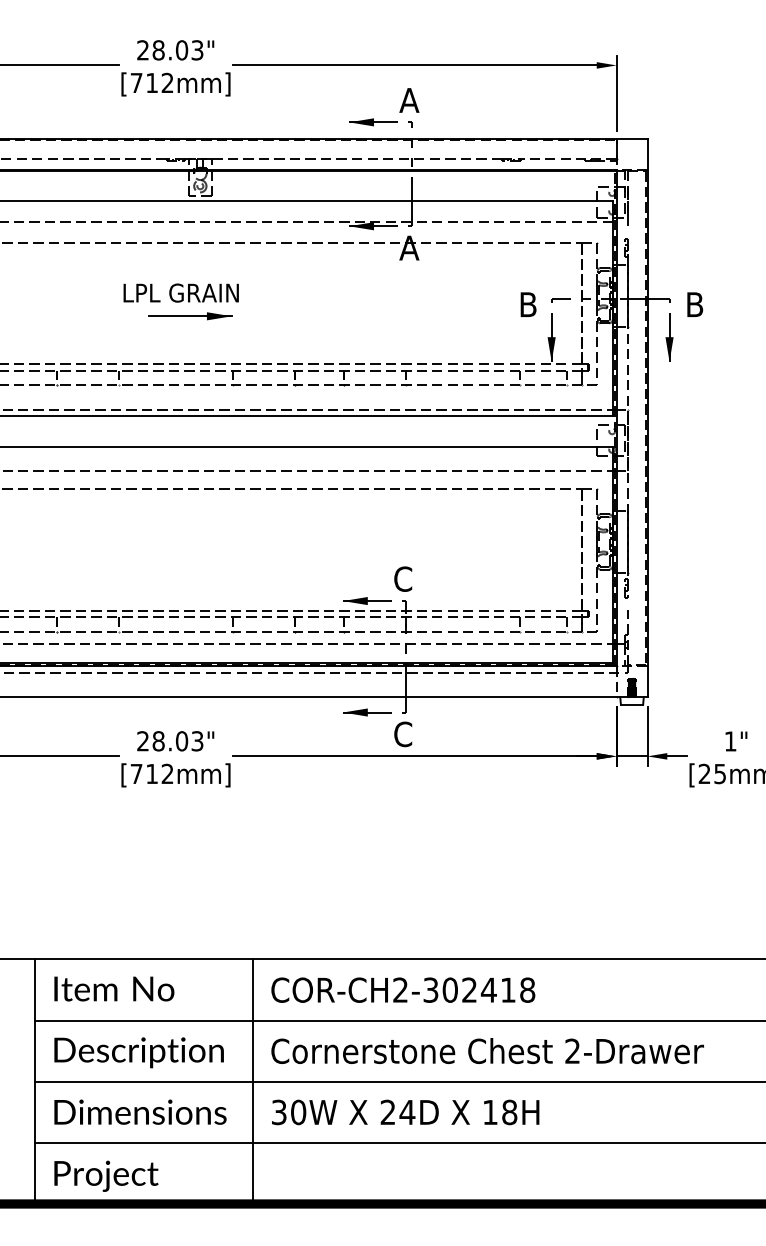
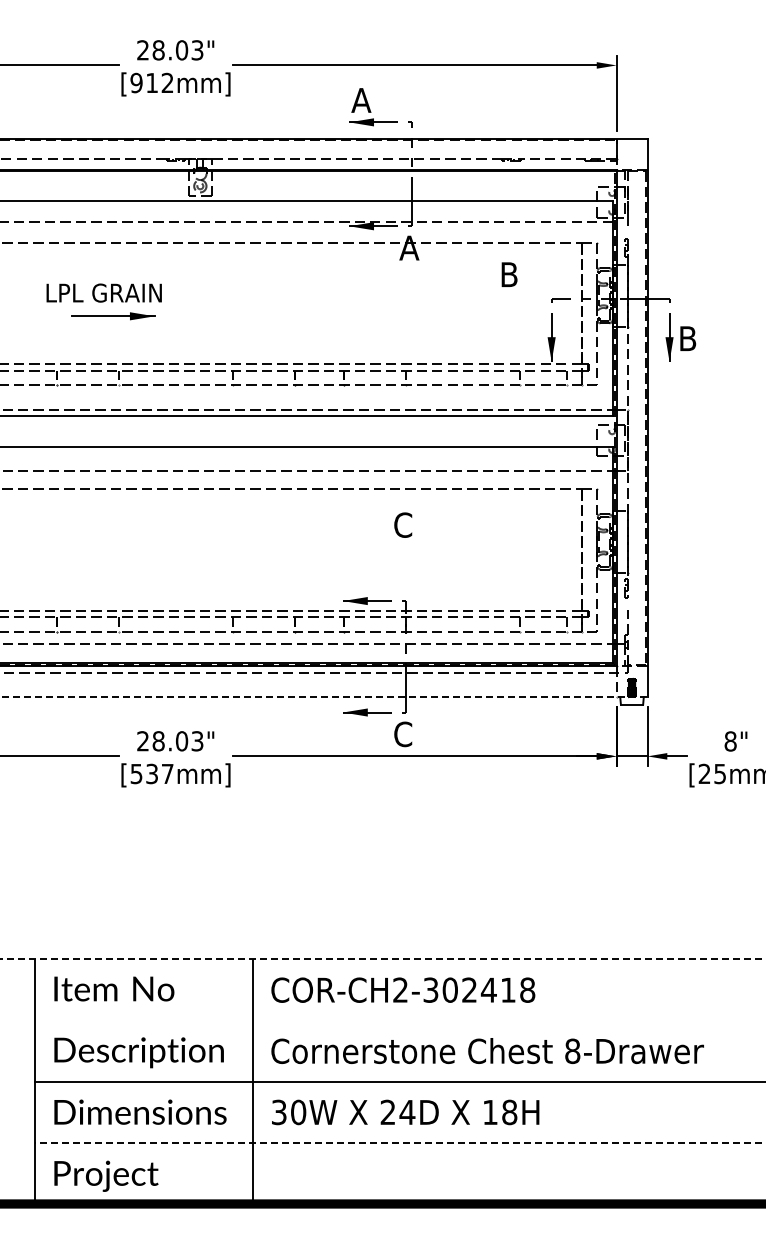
text: [712mm] -> [912mm] (136, 82)
text position: (409, 100) -> (361, 100) (361, 100)
part position: (180, 301) -> (103, 301) (103, 301)
text position: (528, 304) -> (509, 274) (509, 274)
text position: (695, 304) -> (688, 338) (688, 338)
text position: (403, 578) -> (403, 524) (403, 524)
line: solid -> dashed (324, 697)
text: 1" -> 8" (730, 741)
text: [712mm] -> [537mm] (151, 773)
line: solid -> dashed (382, 959)
line: present -> none (398, 1020)
text: 2-Drawer -> 8-Drawer (572, 1051)
line: solid -> dashed (400, 1142)
